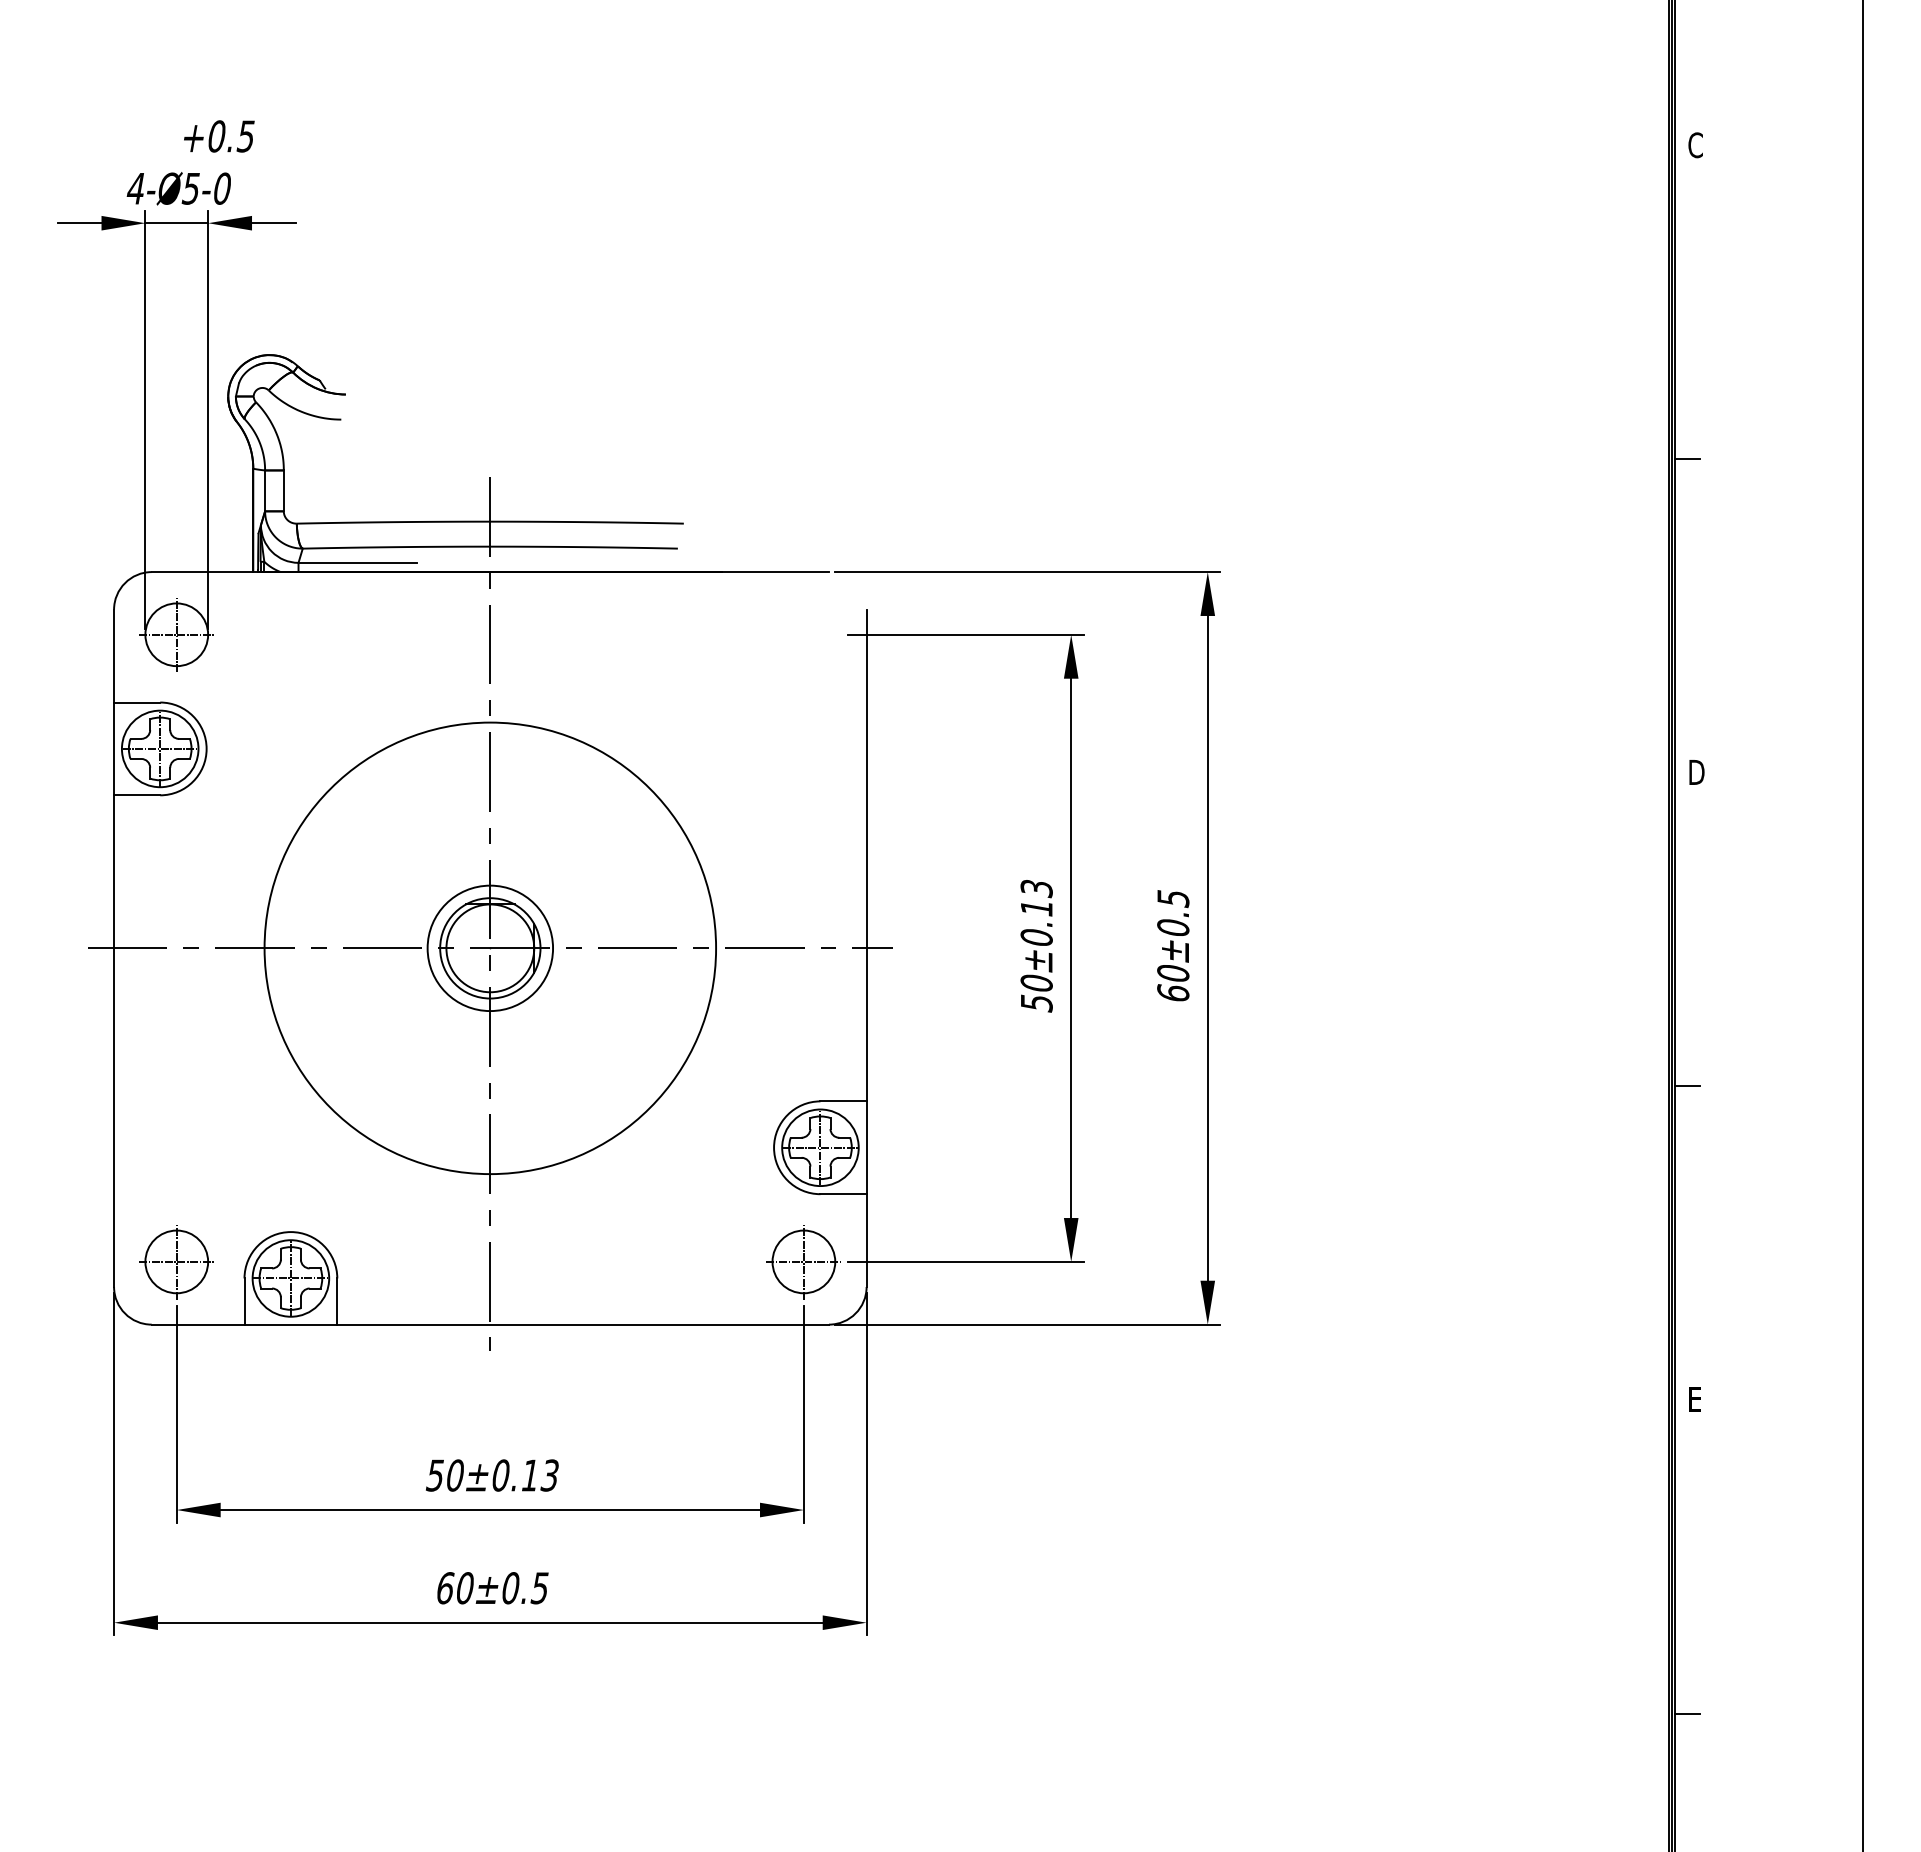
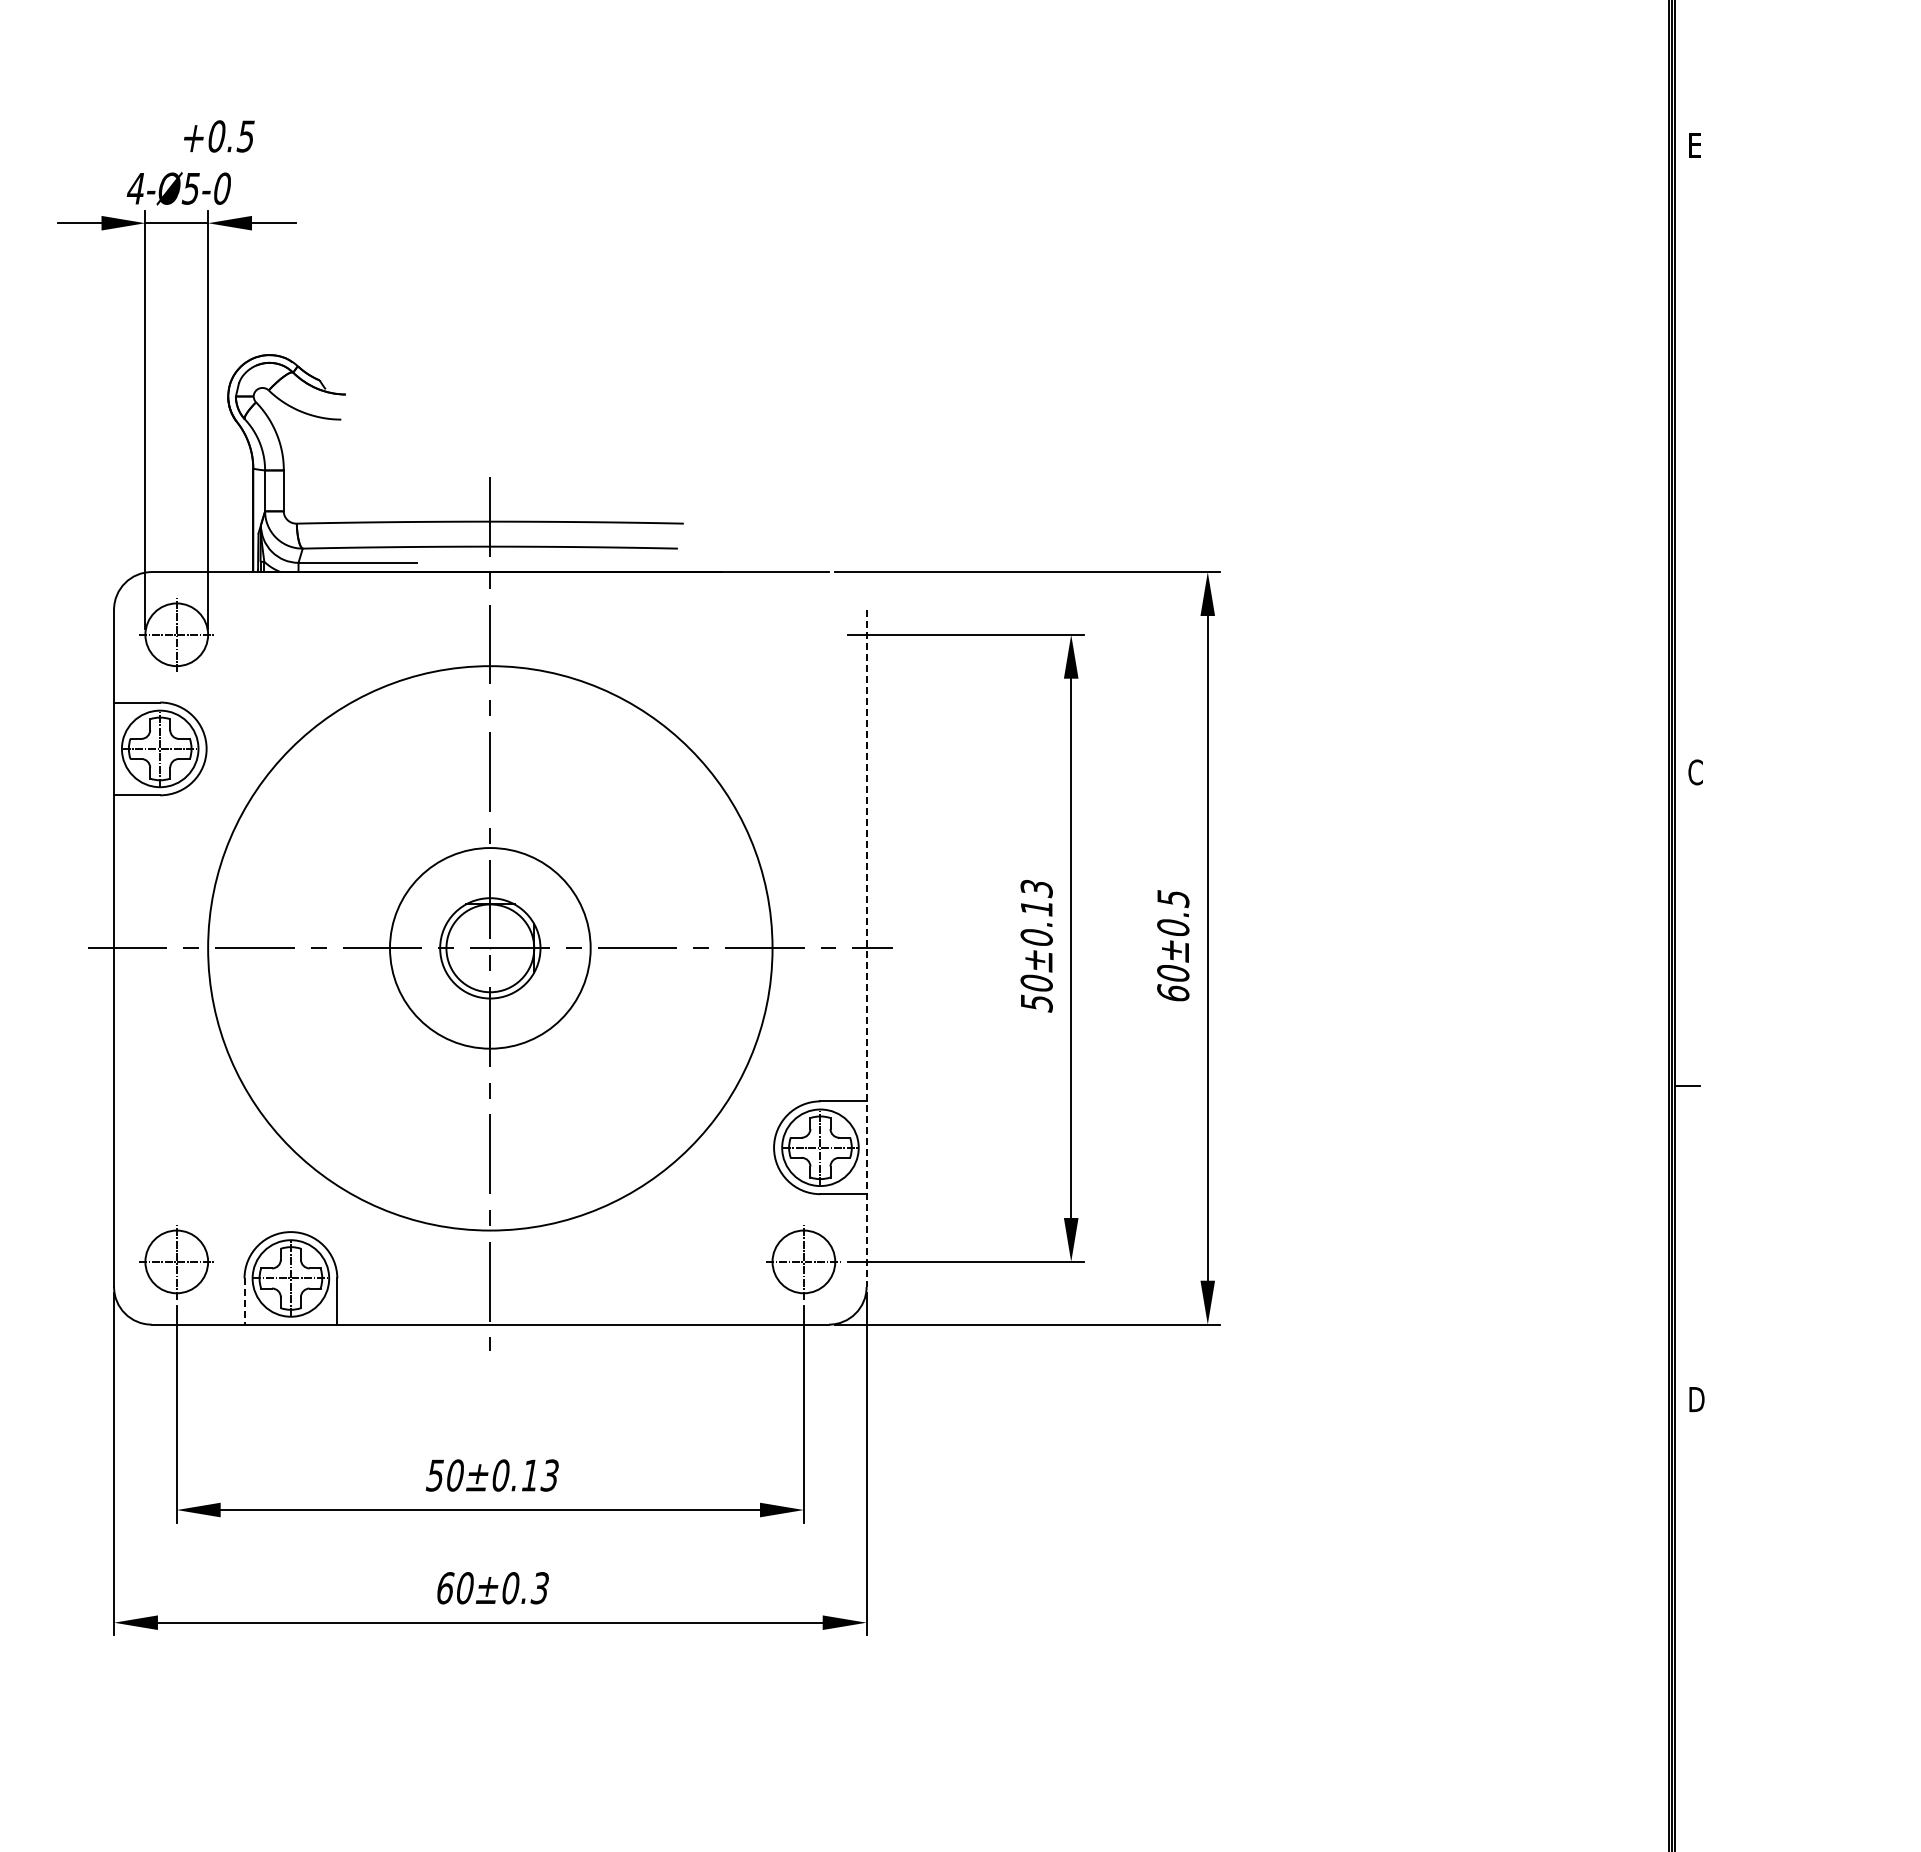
text: C -> E (1695, 145)
line: present -> none (1687, 459)
text: D -> C (1696, 772)
line: present -> none (1863, 925)
circle diameter: 125 px -> 201 px (490, 948)
circle diameter: 452 px -> 564 px (490, 948)
line: solid -> dashed (866, 948)
line: solid -> dashed (244, 1302)
text: E -> D (1696, 1399)
text: 60±0.5 -> 60±0.3 (539, 1587)
line: present -> none (1687, 1713)
